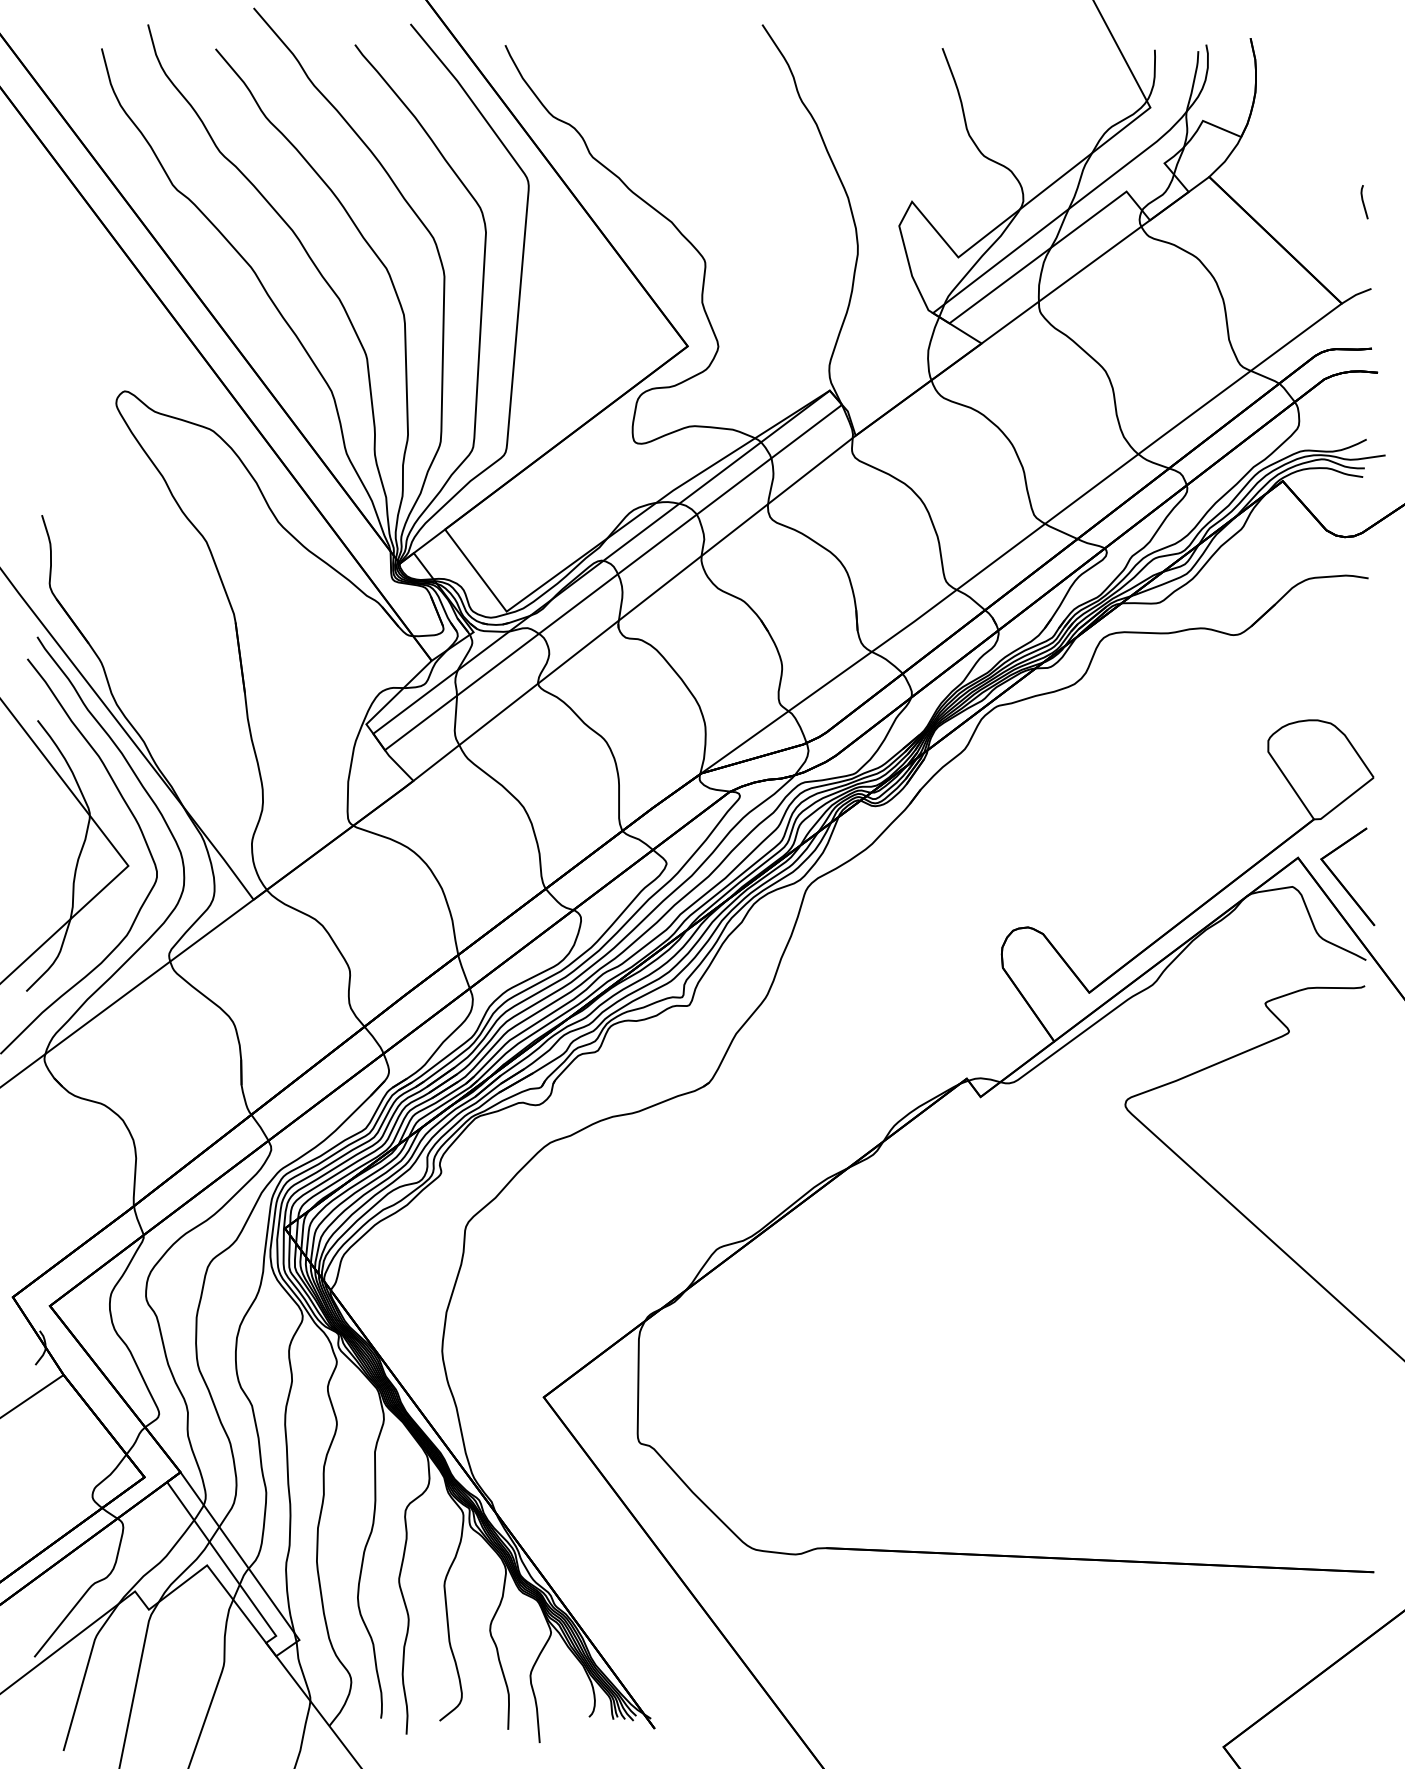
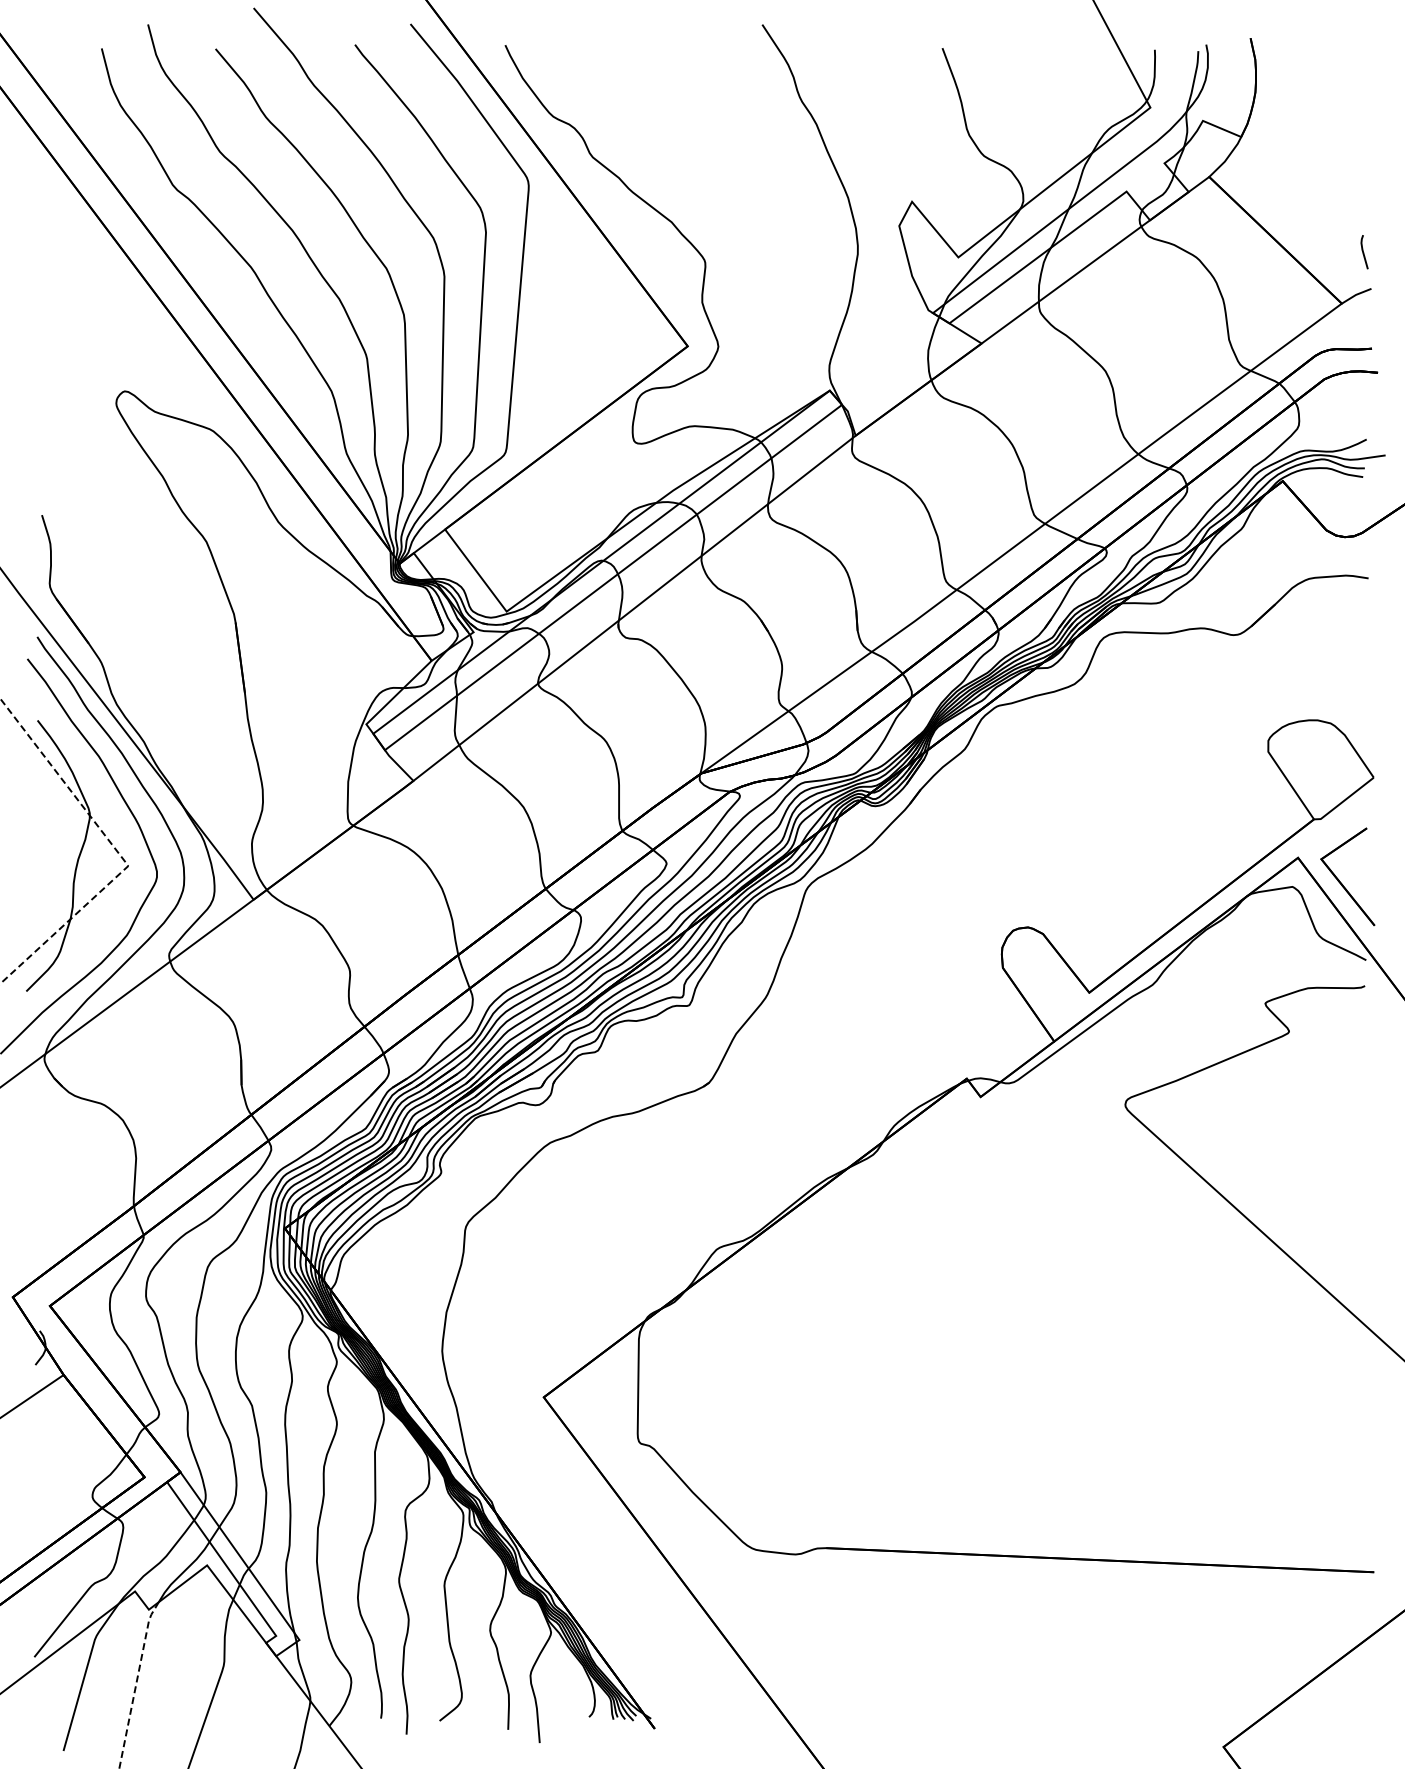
line position: (1364, 202) -> (1364, 252) (1364, 252)
line: solid -> dashed (117, 851)
line: solid -> dashed (136, 1683)
